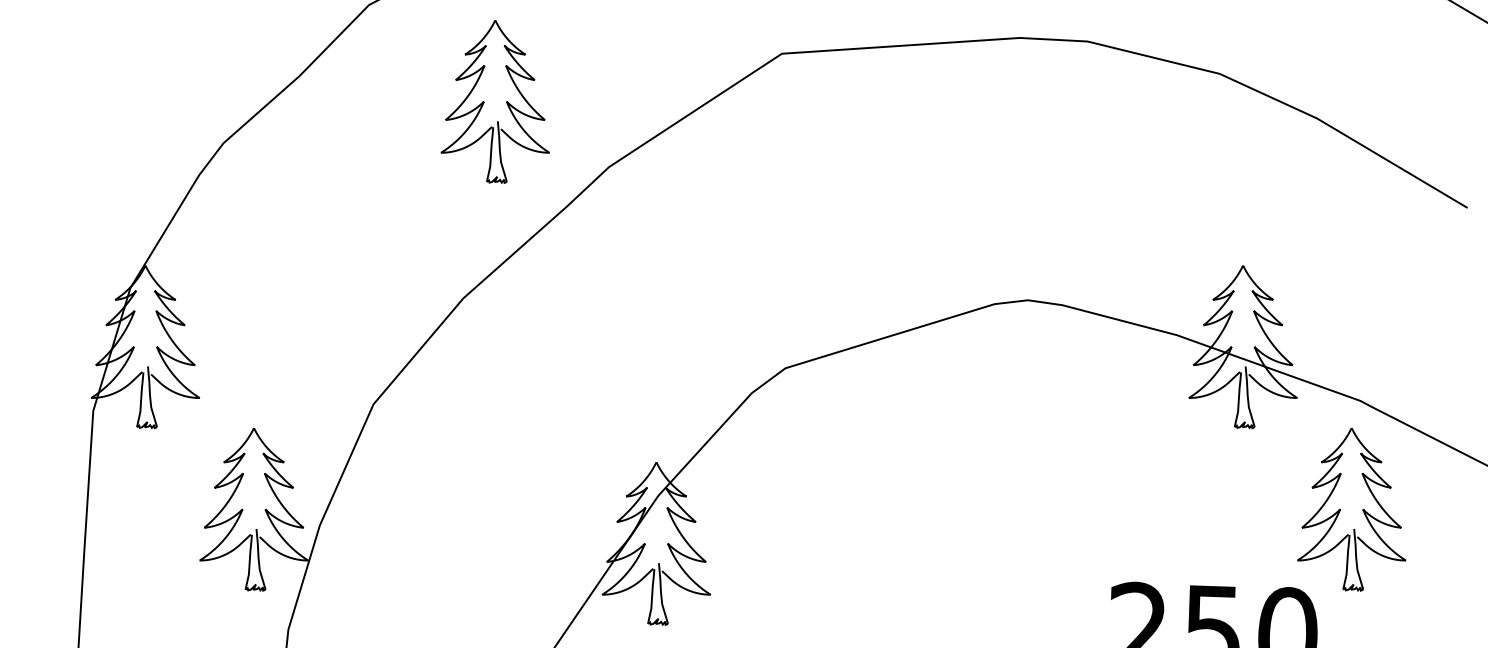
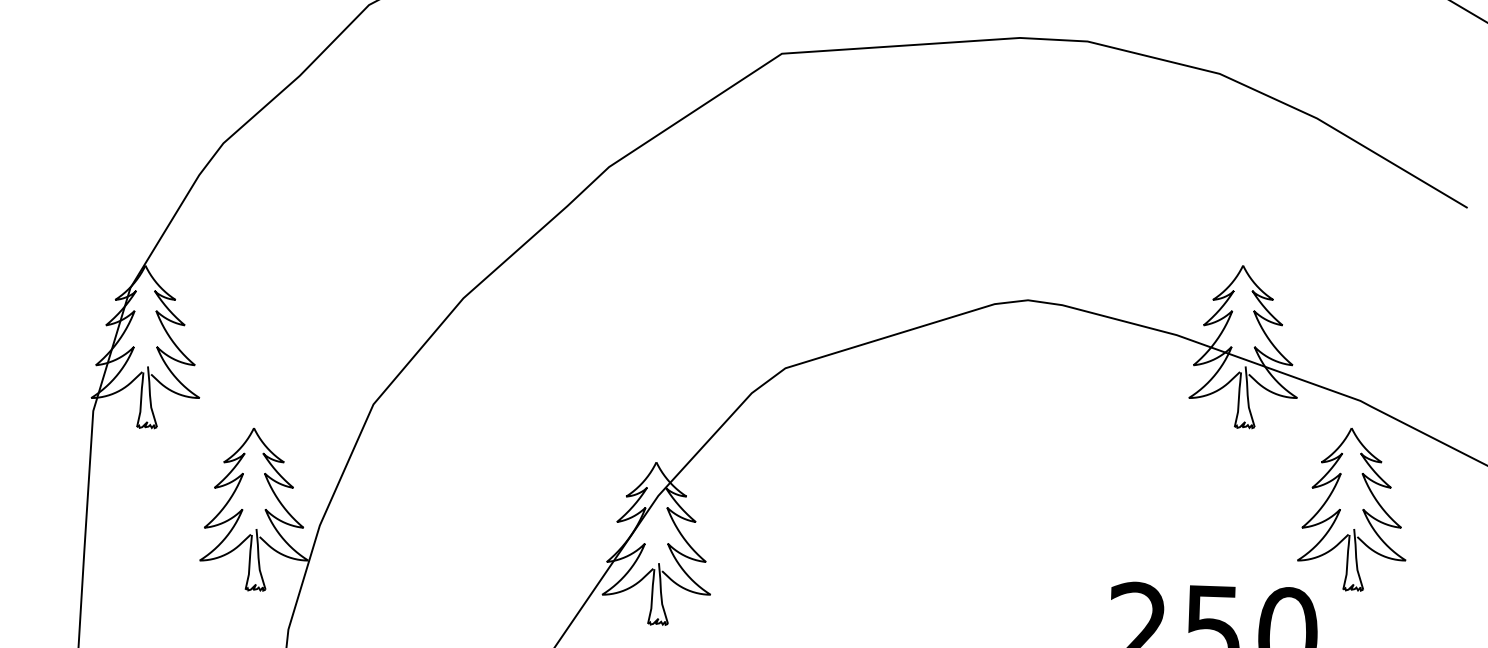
part: present -> none (494, 101)
